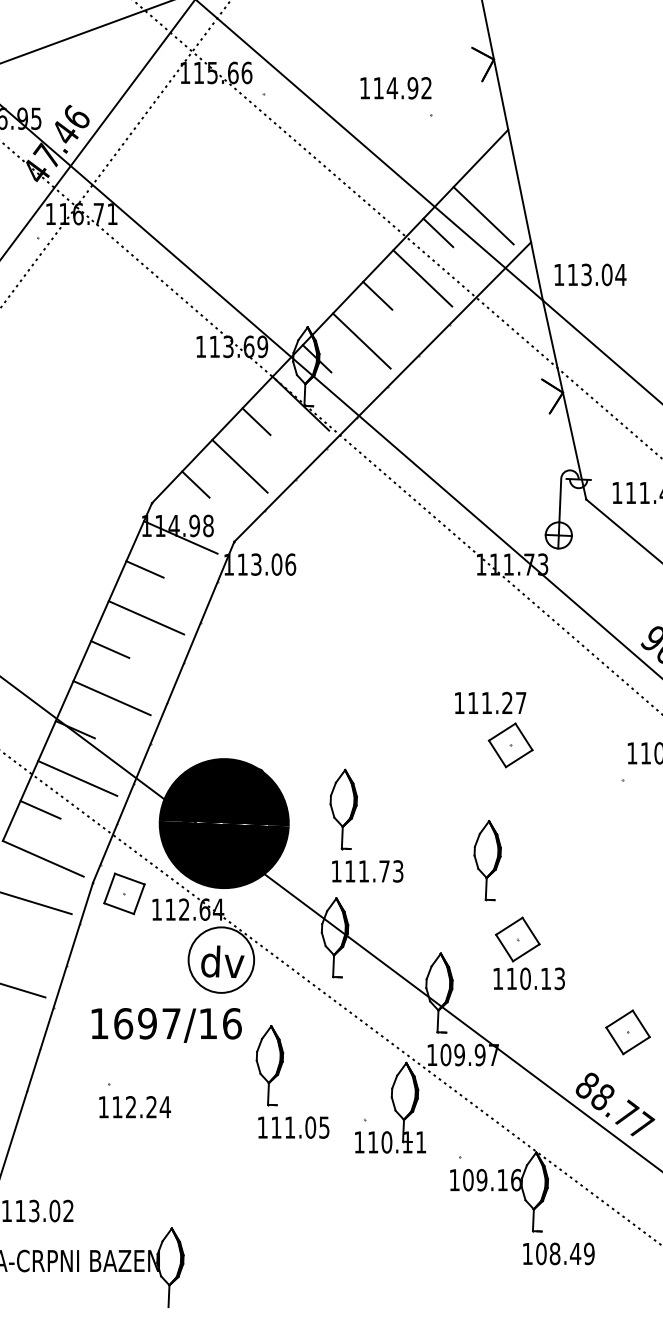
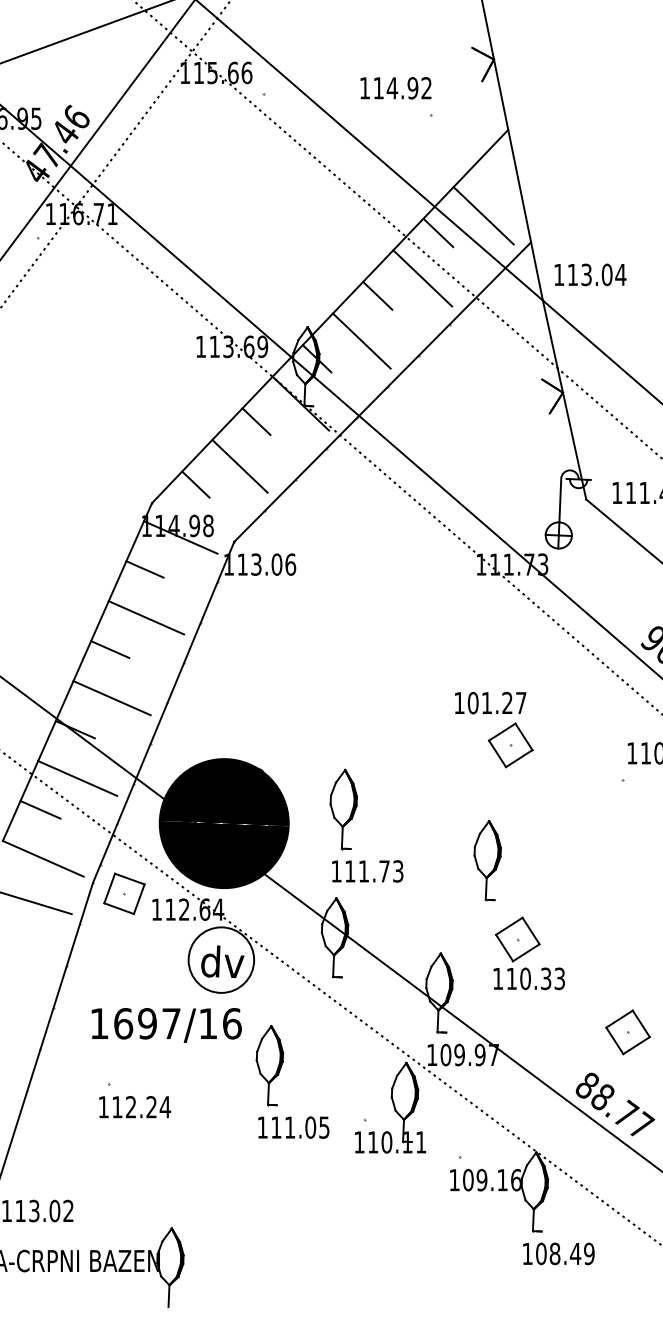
text: 111.27 -> 101.27 (472, 702)
text: 110.13 -> 110.33 (546, 978)
line: present -> none (23, 990)
